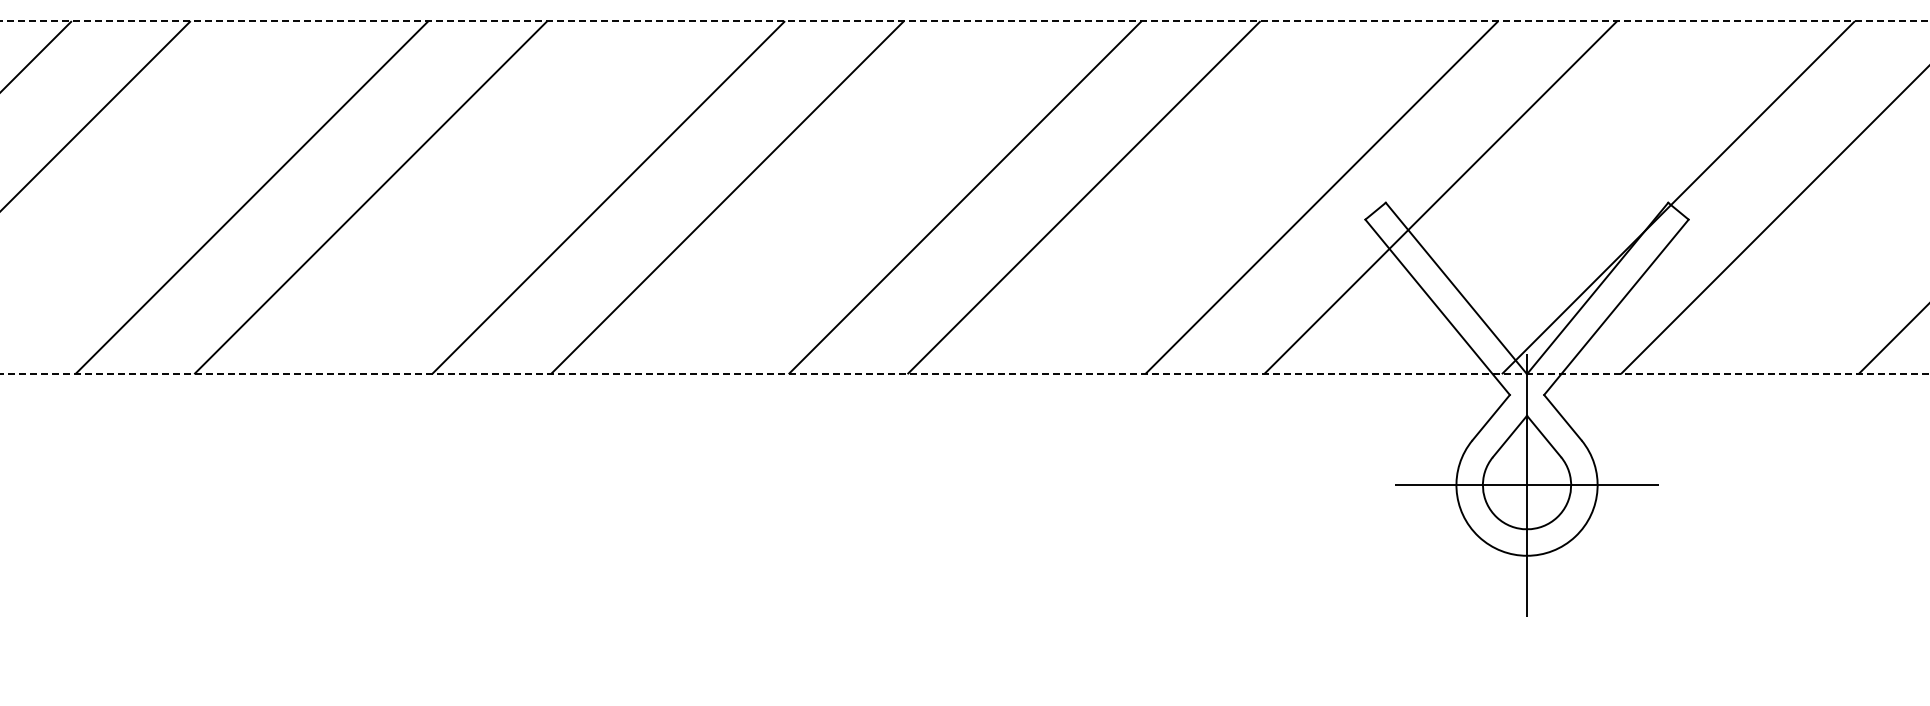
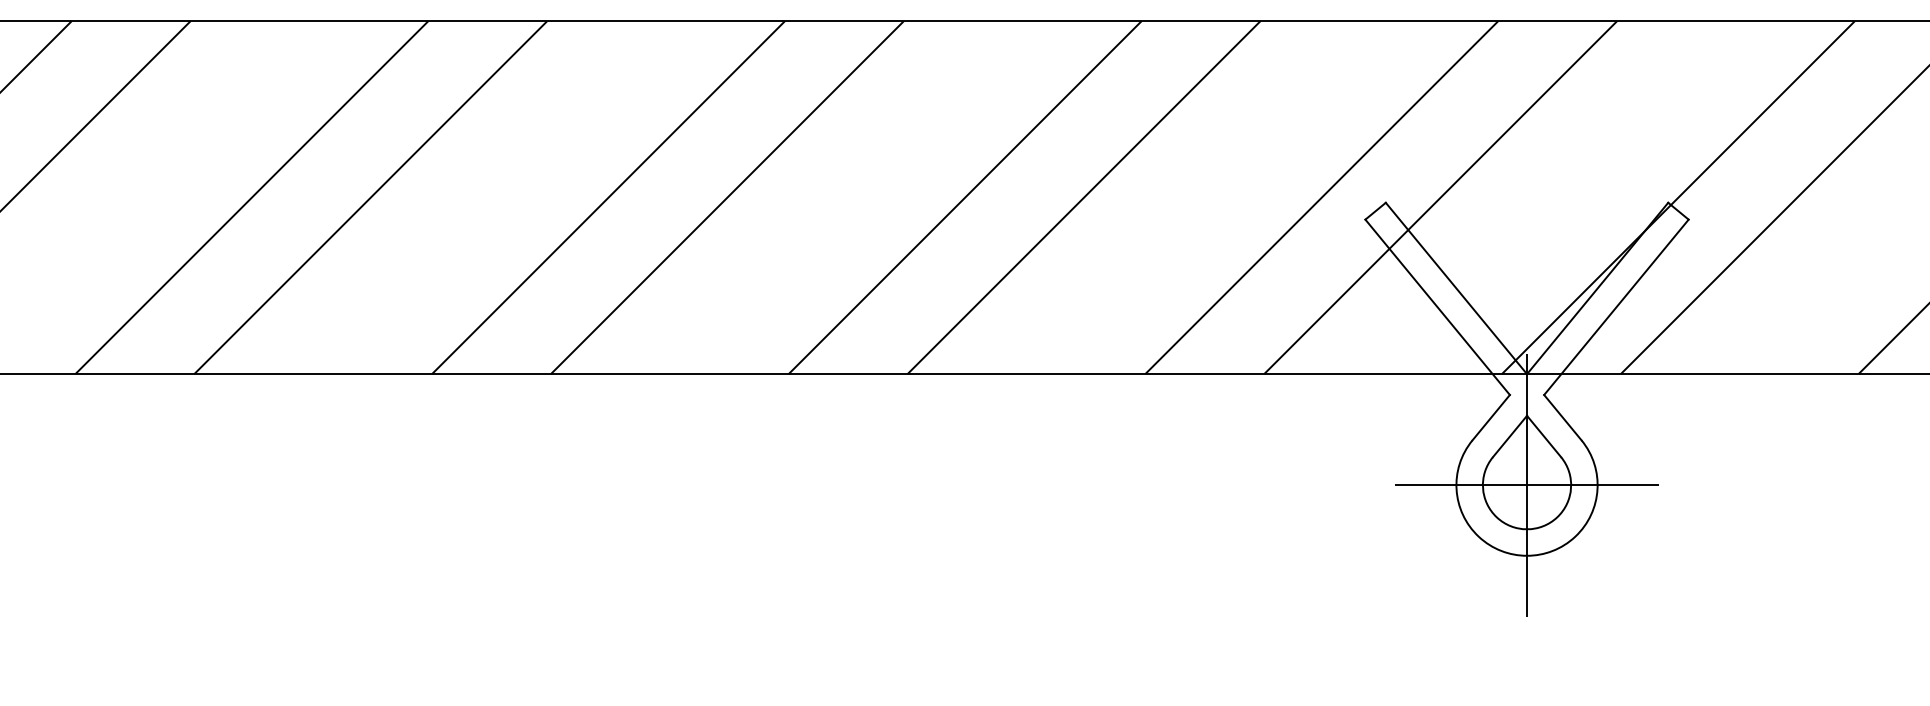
line: dashed -> solid (964, 21)
line: dashed -> solid (964, 374)
